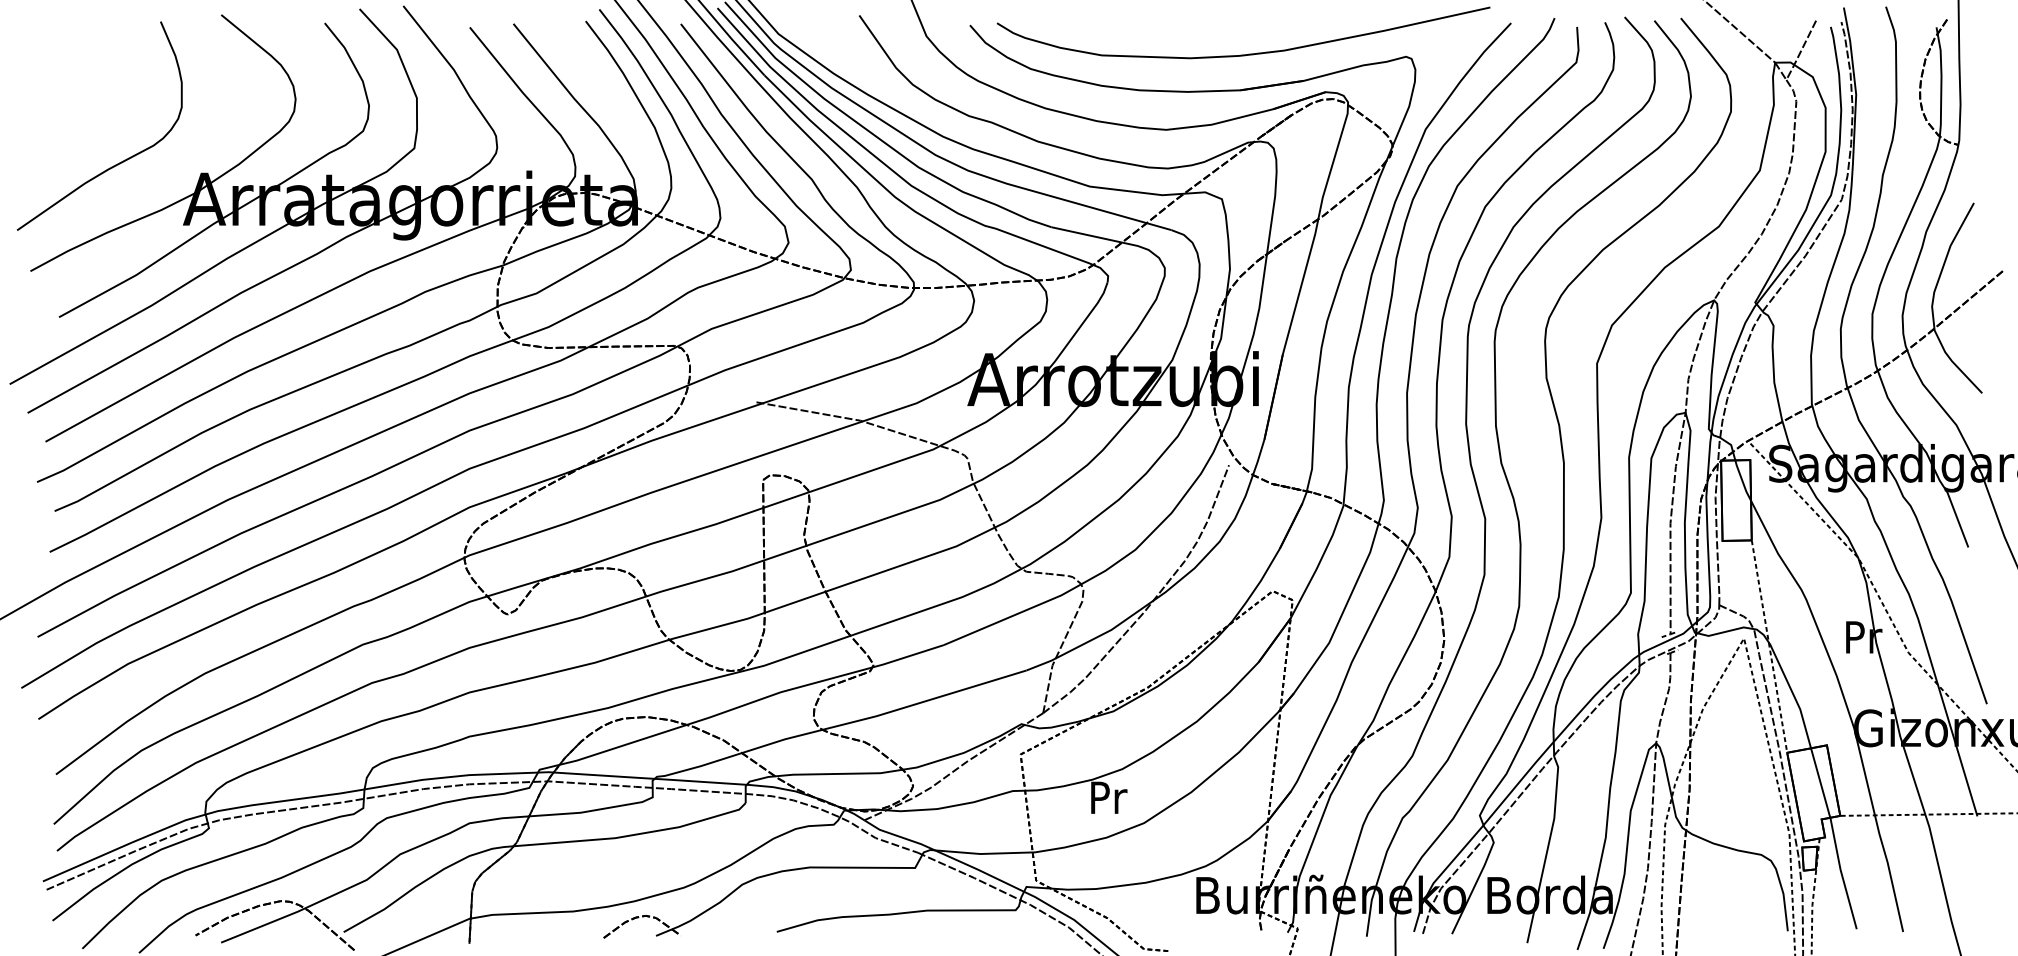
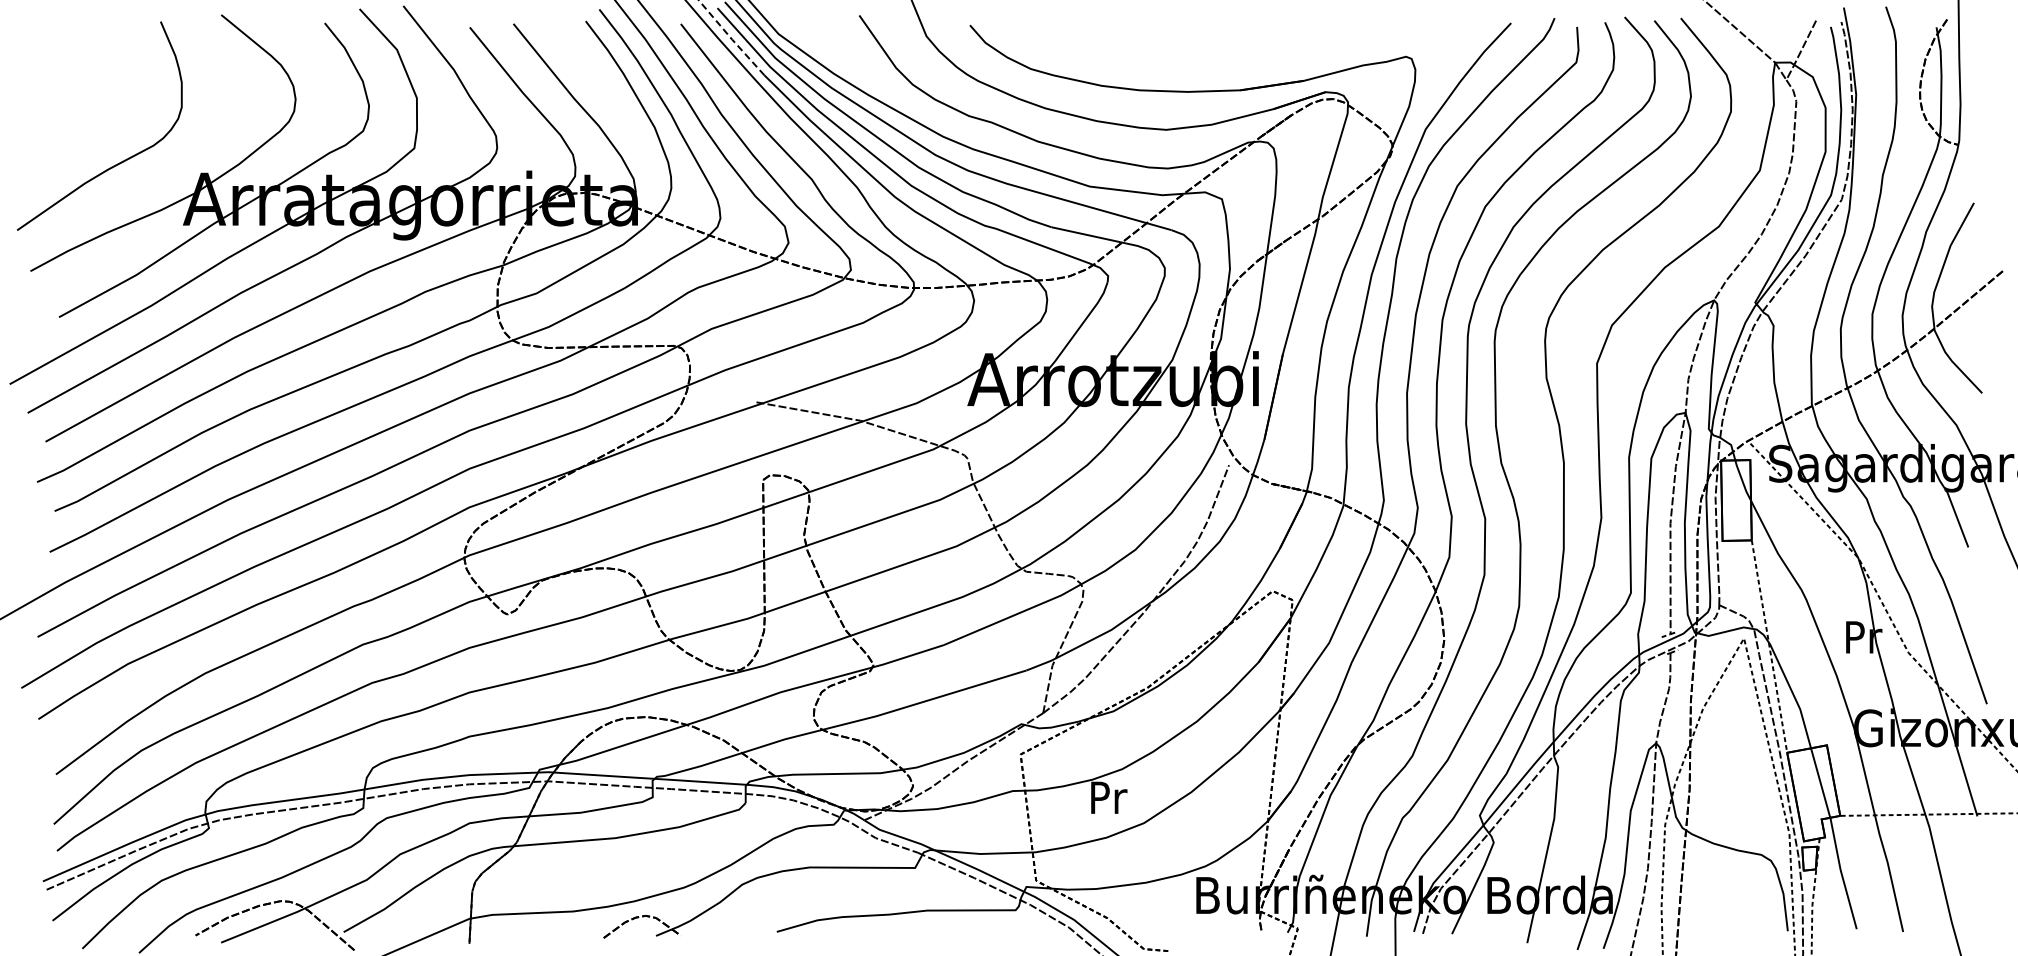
line: solid -> dashed (731, 38)
curve: present -> none (1248, 53)
